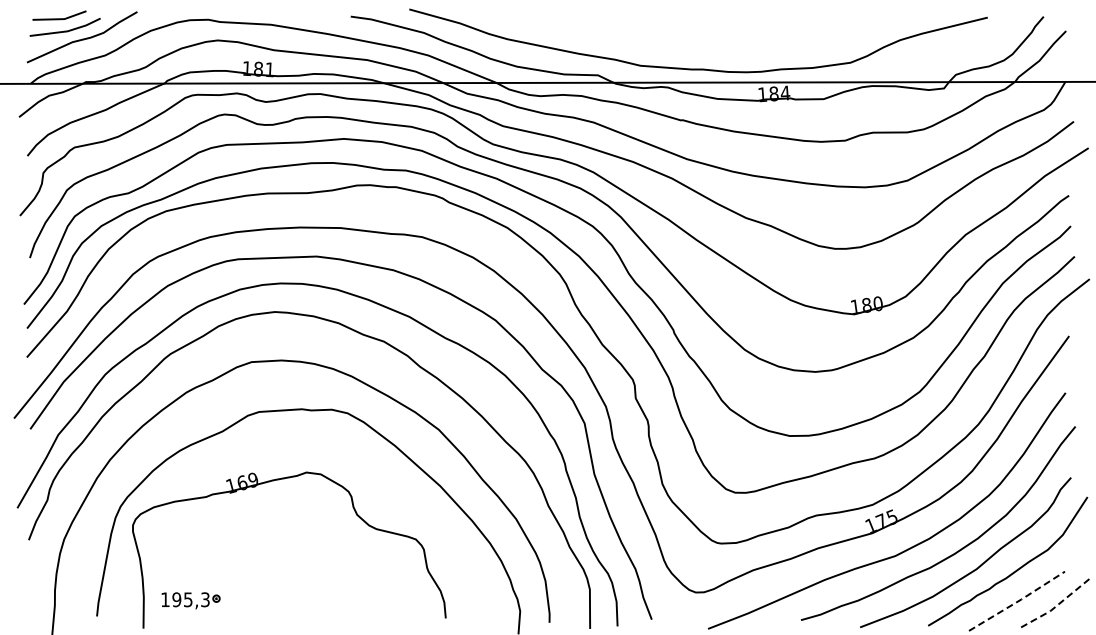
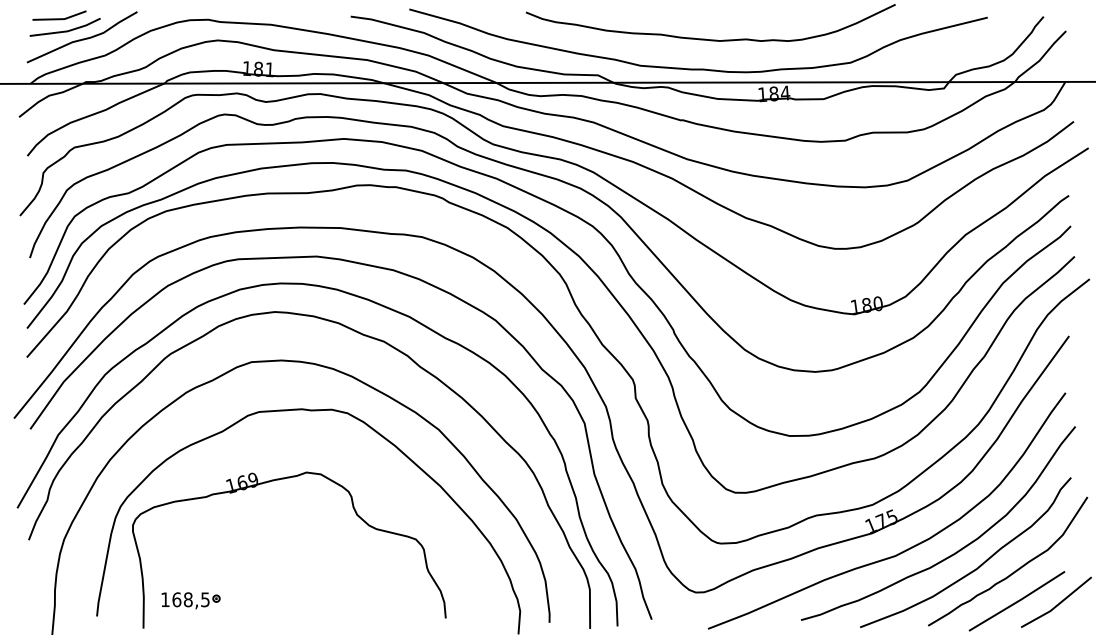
curve: none -> present (705, 38)
text: 195,3 -> 168,5 (190, 599)
line: dashed -> solid (1017, 601)
line: dashed -> solid (1058, 604)
